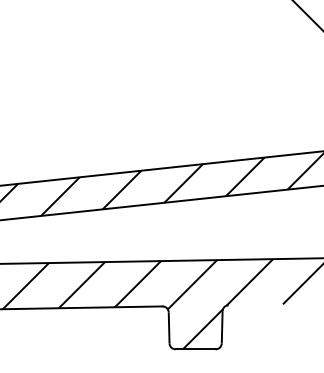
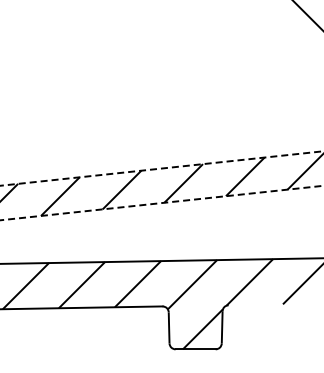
line: solid -> dashed (161, 168)
line: solid -> dashed (161, 203)
